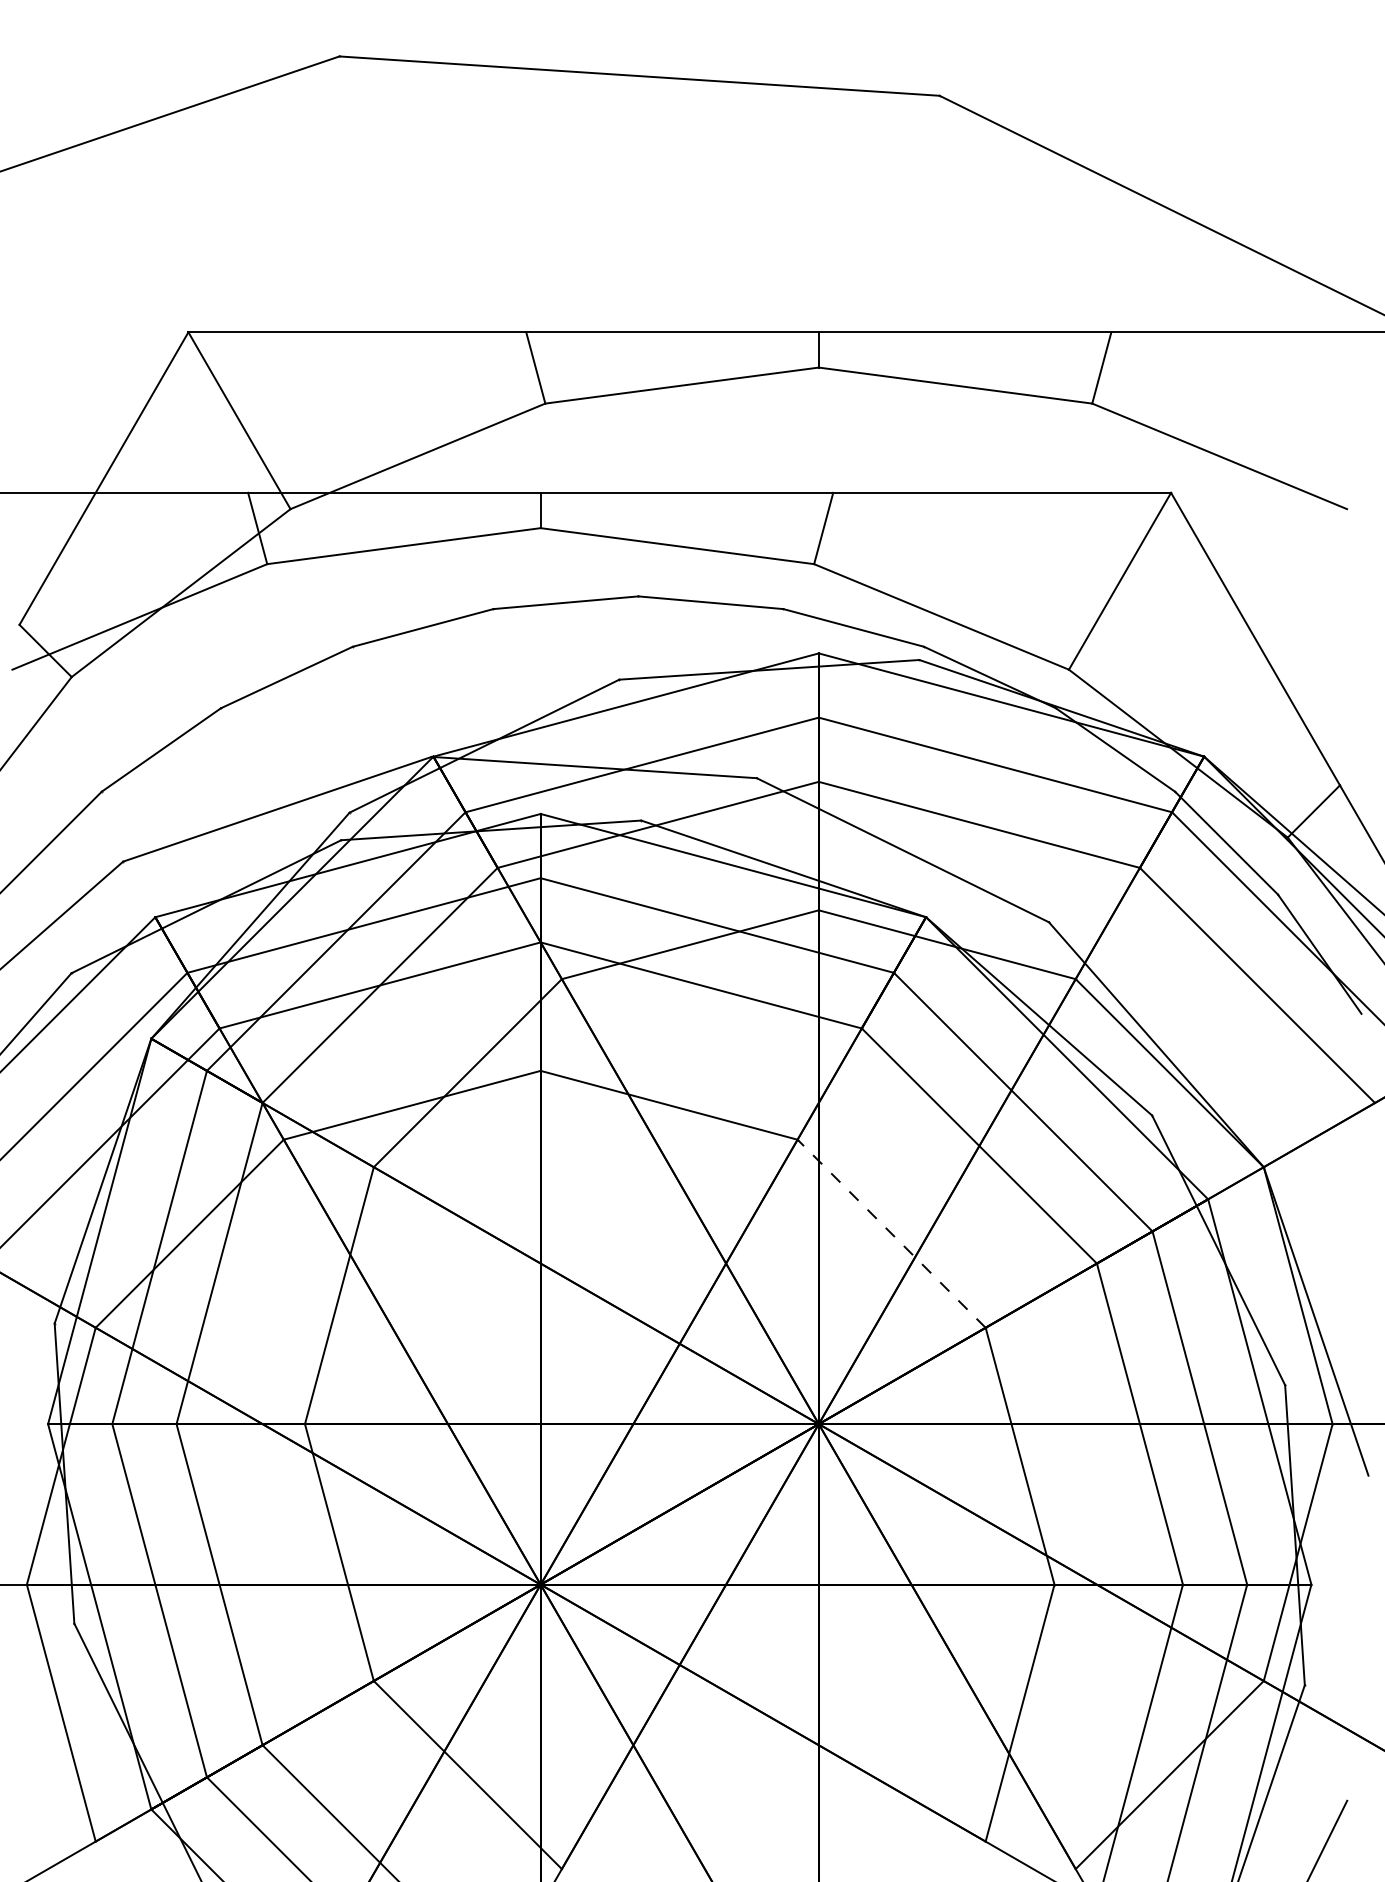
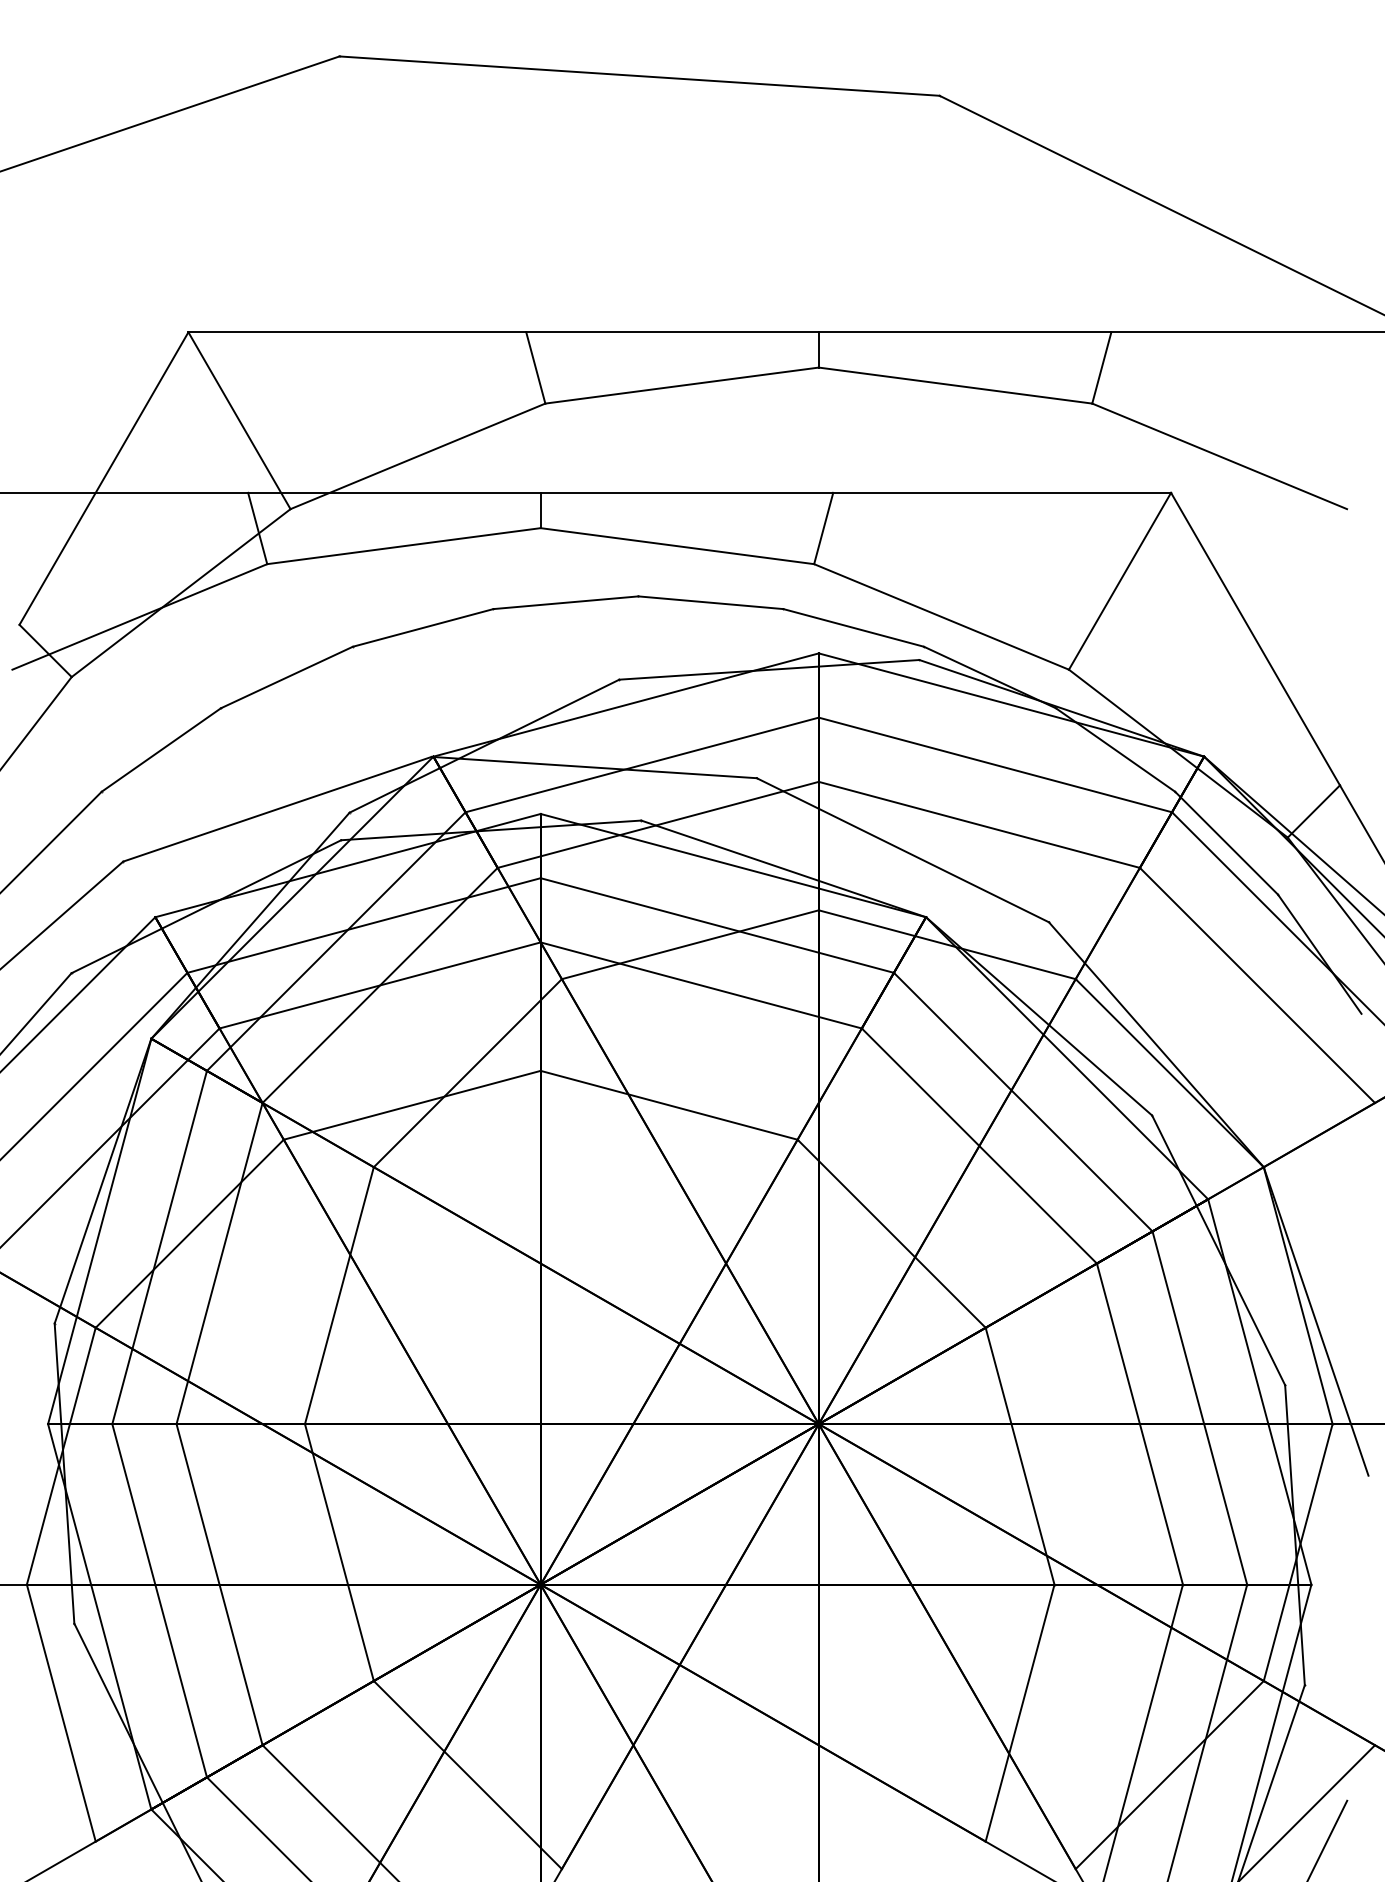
line: dashed -> solid (891, 1233)
line: none -> present (1308, 1811)
